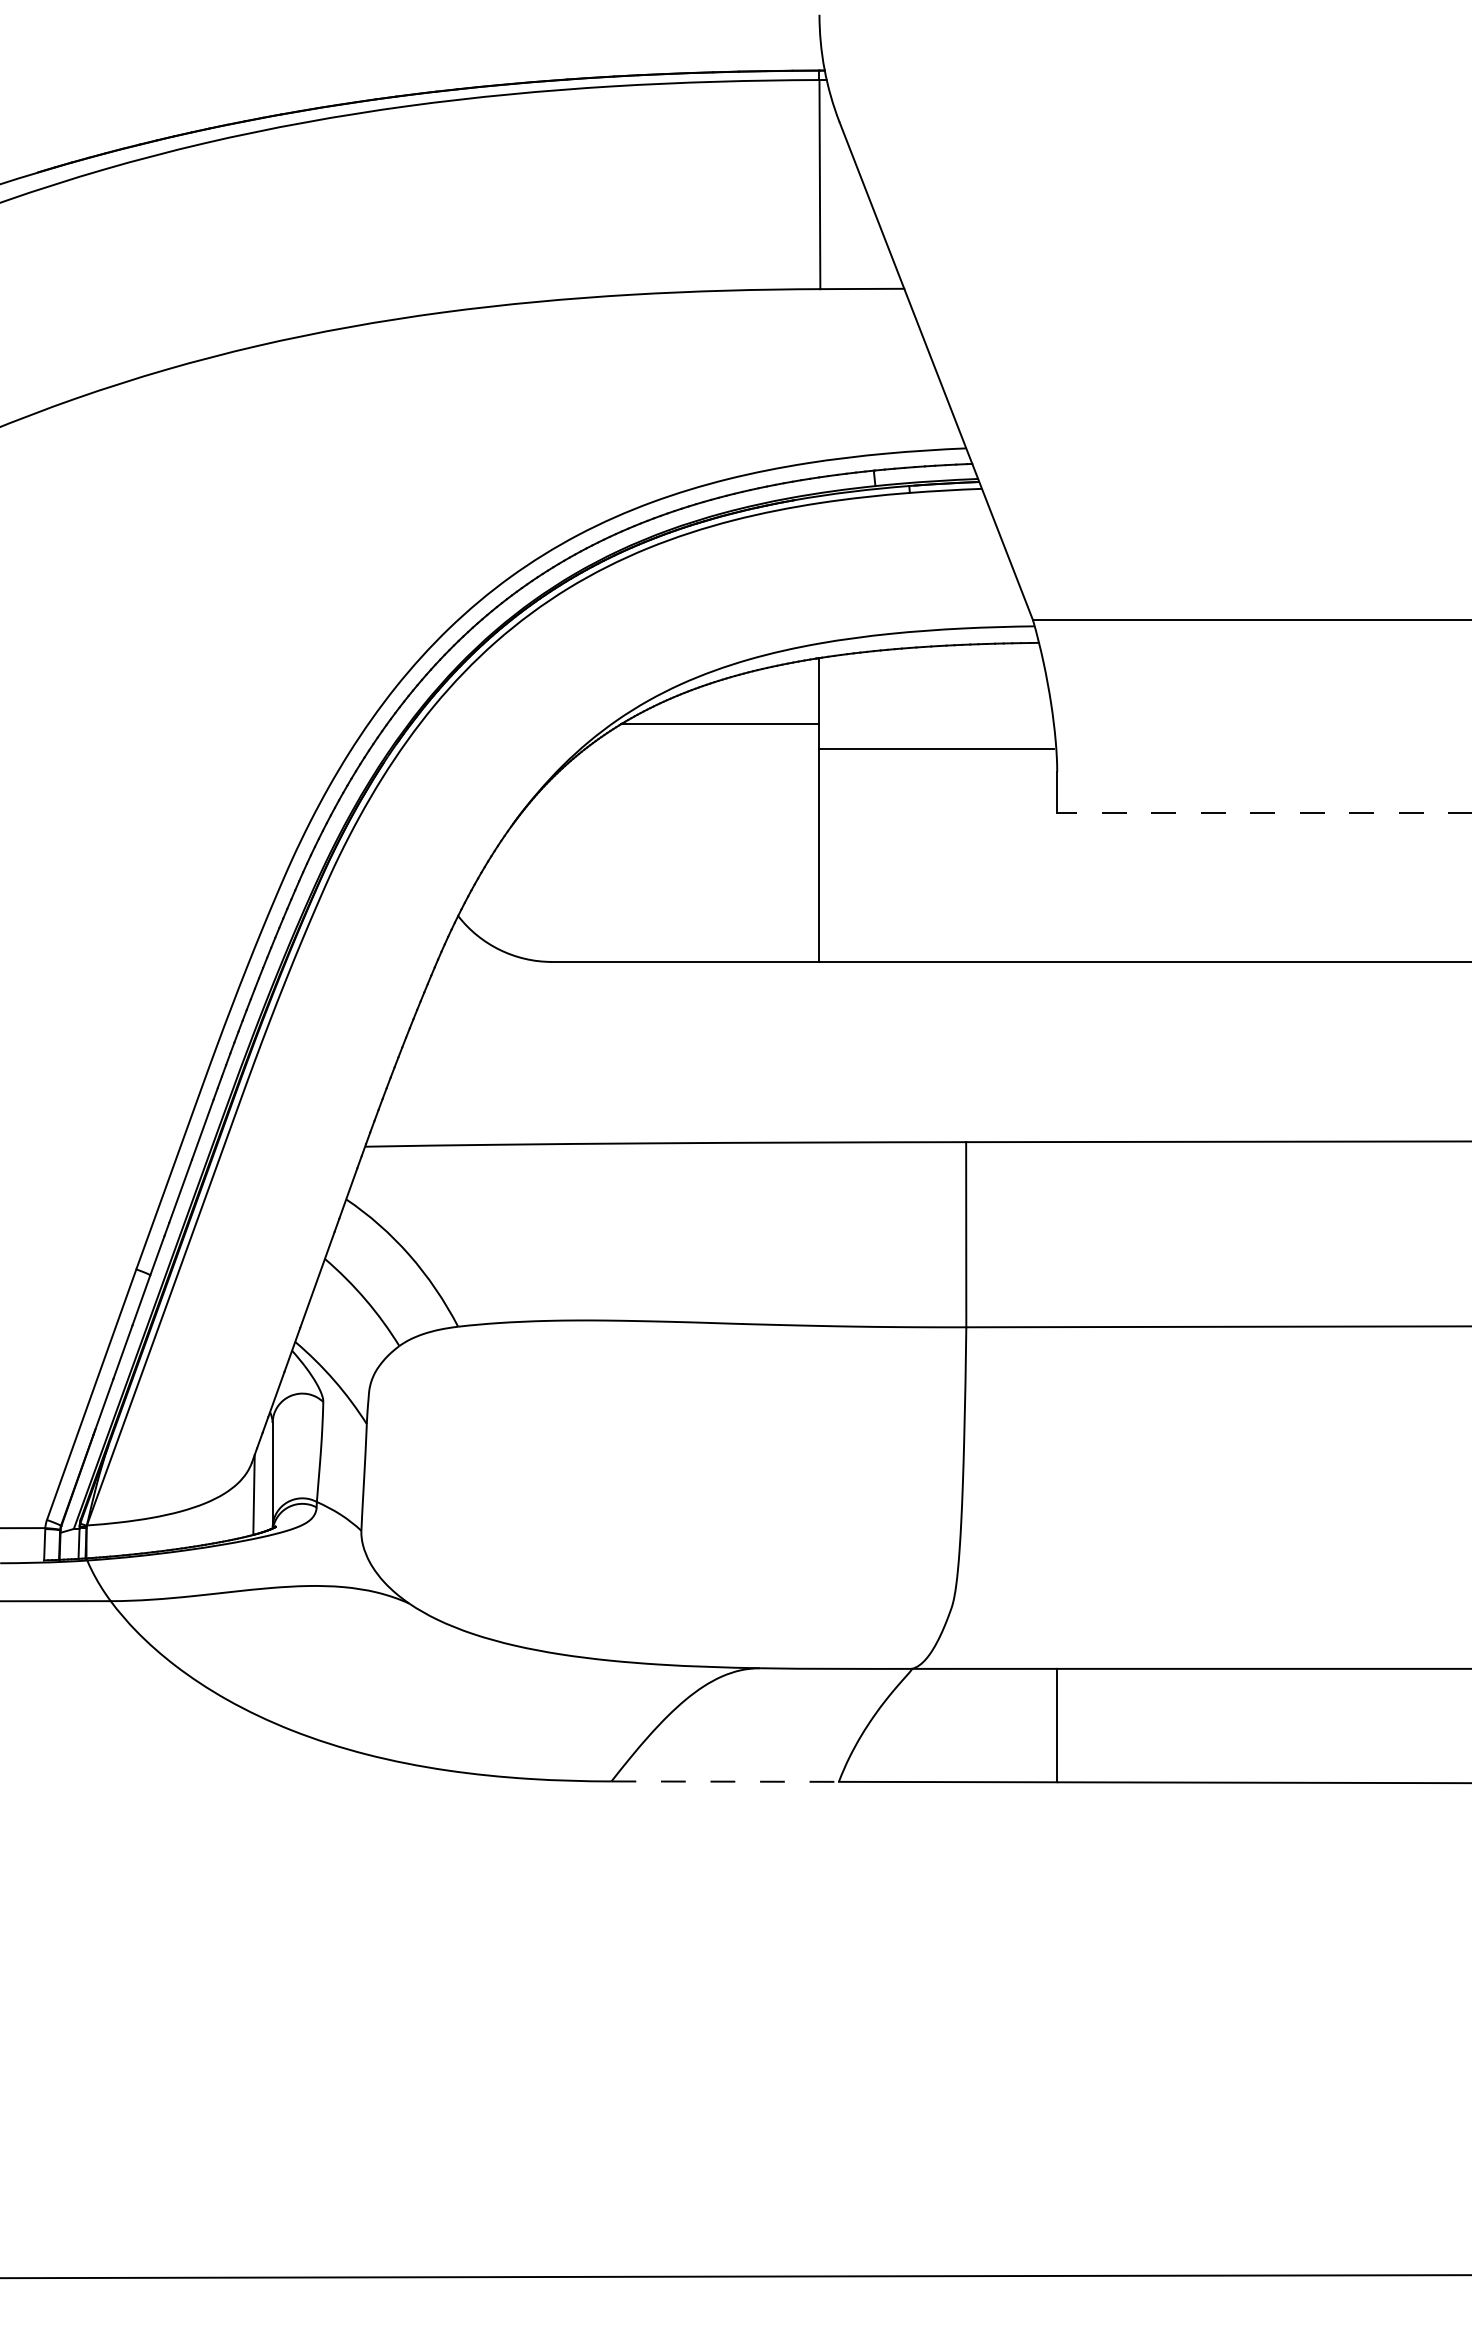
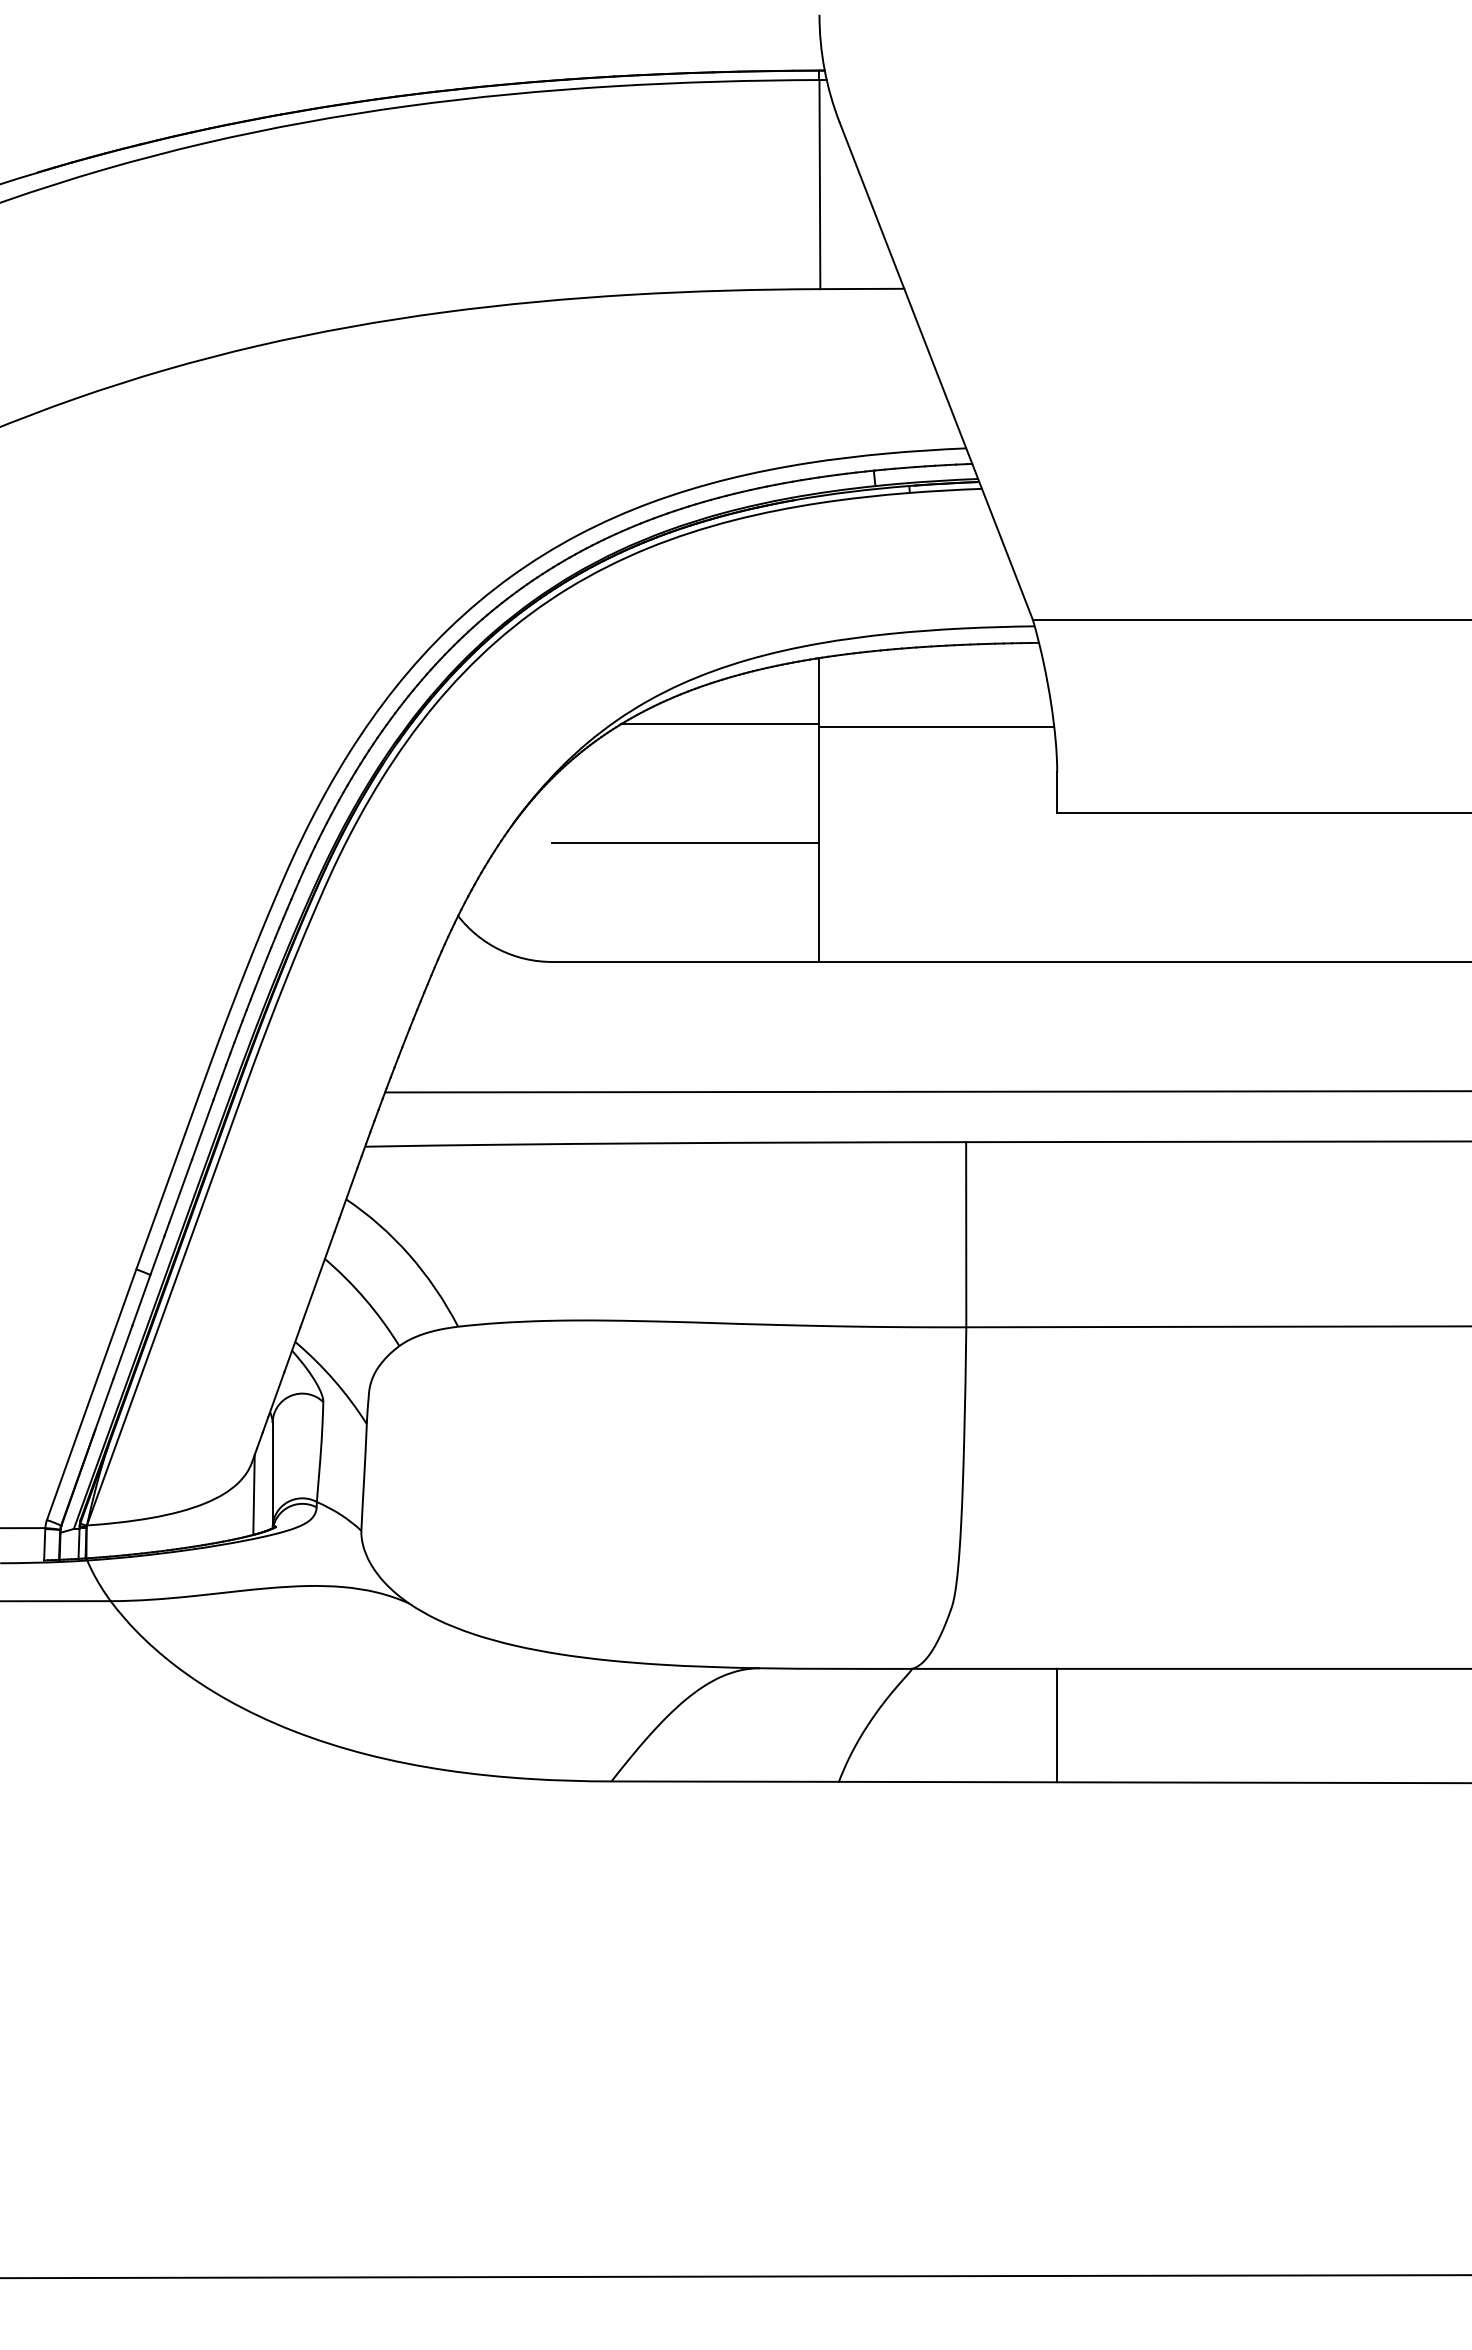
line position: (936, 749) -> (936, 727) (936, 727)
line: dashed -> solid (1264, 813)
line: none -> present (685, 843)
line: none -> present (926, 1091)
line: dashed -> solid (725, 1781)
